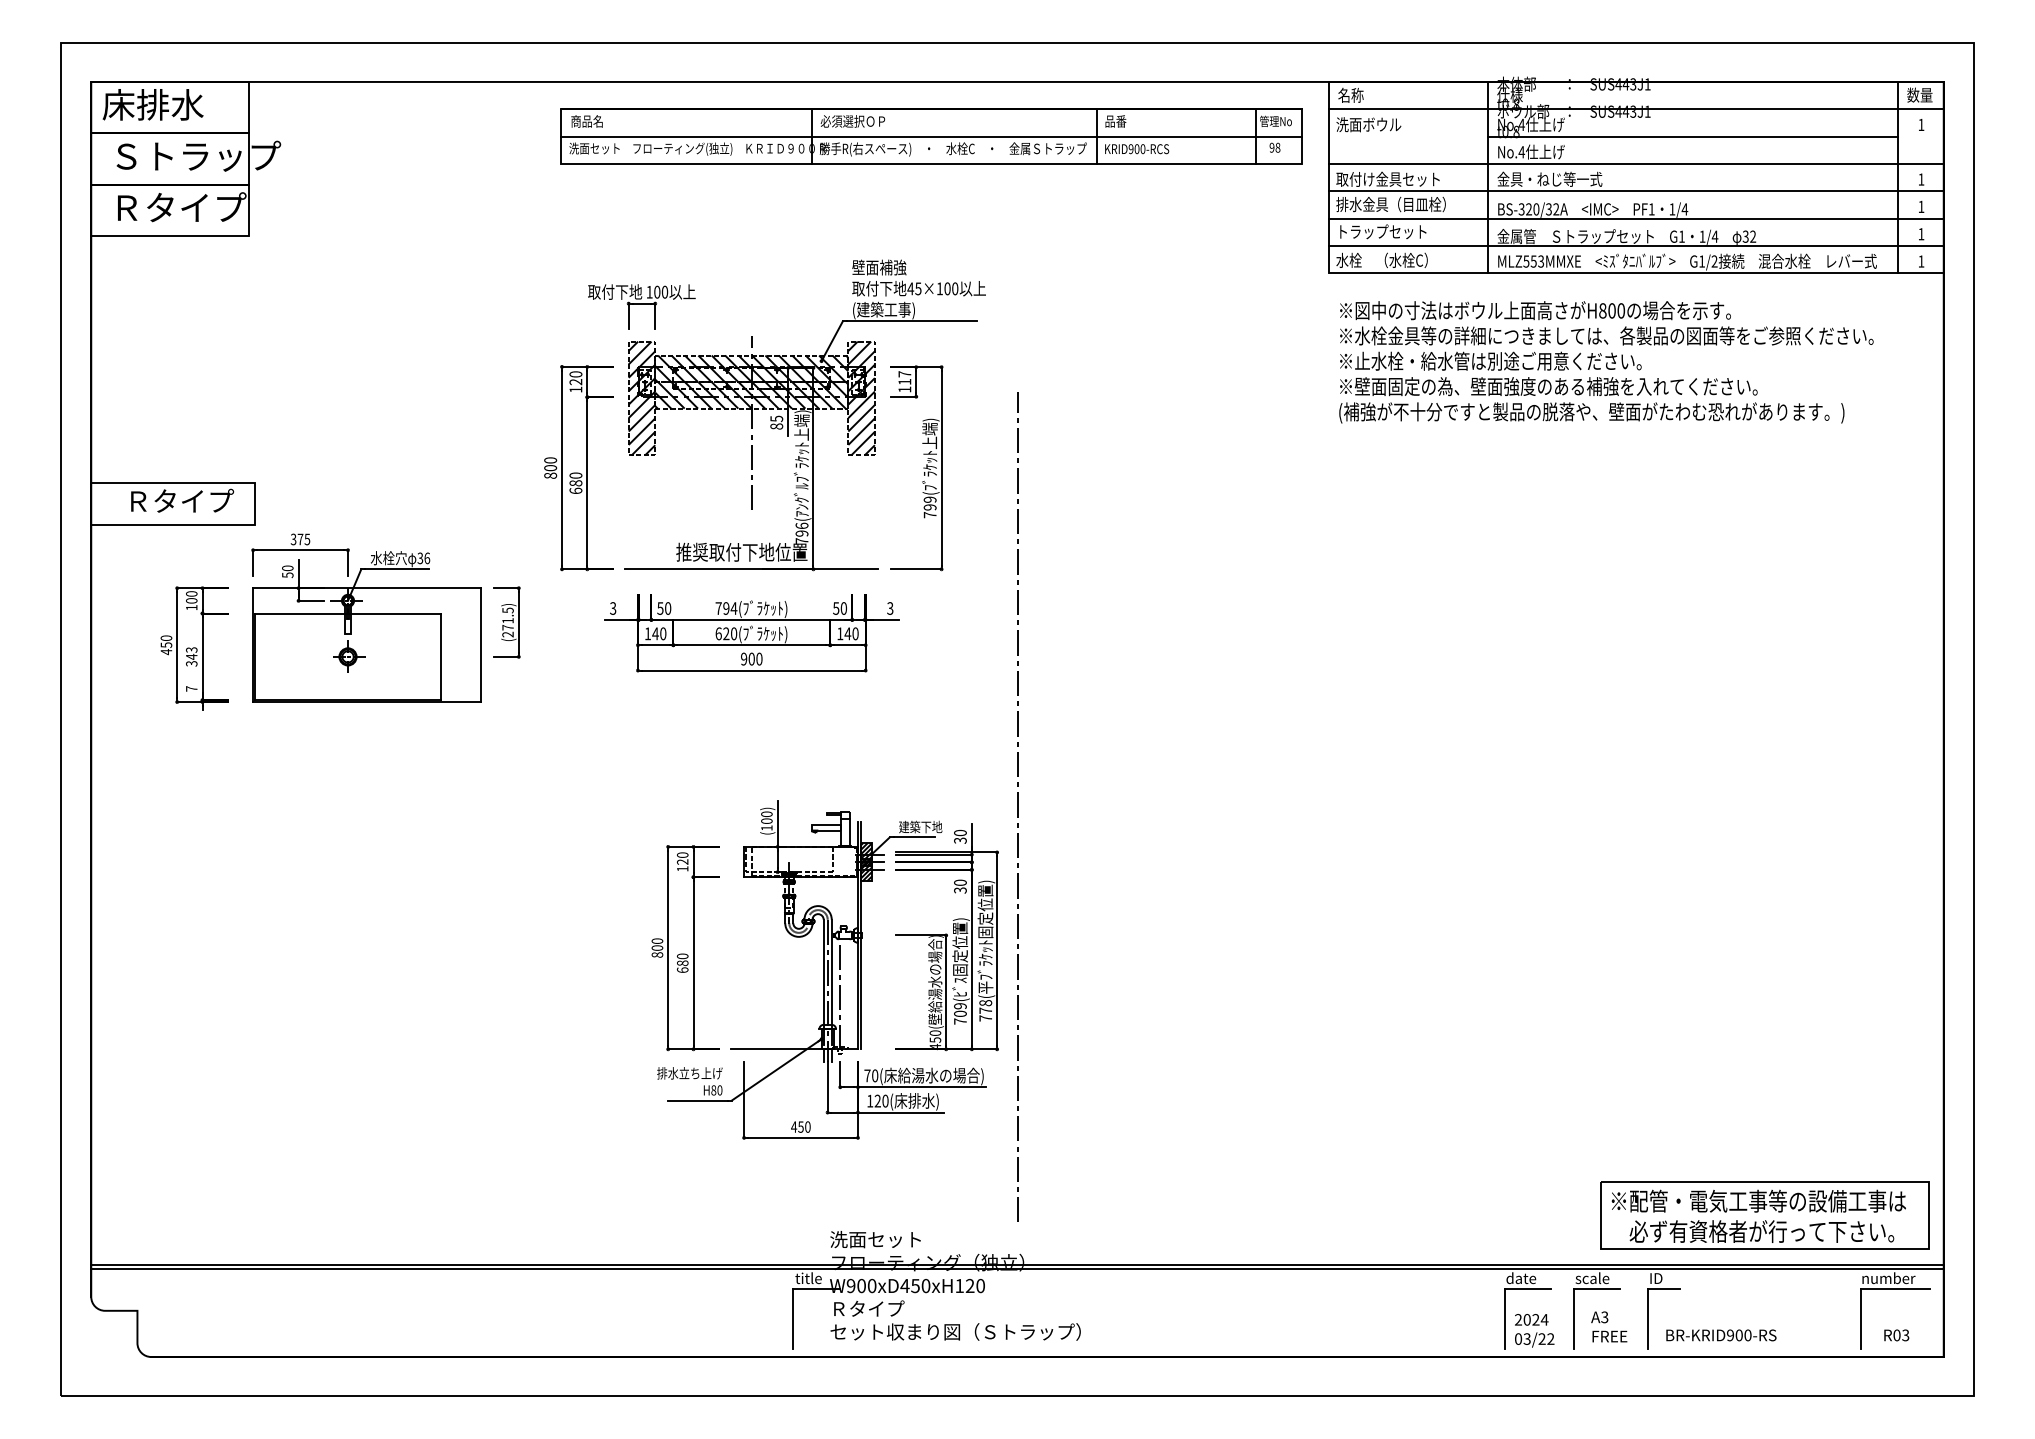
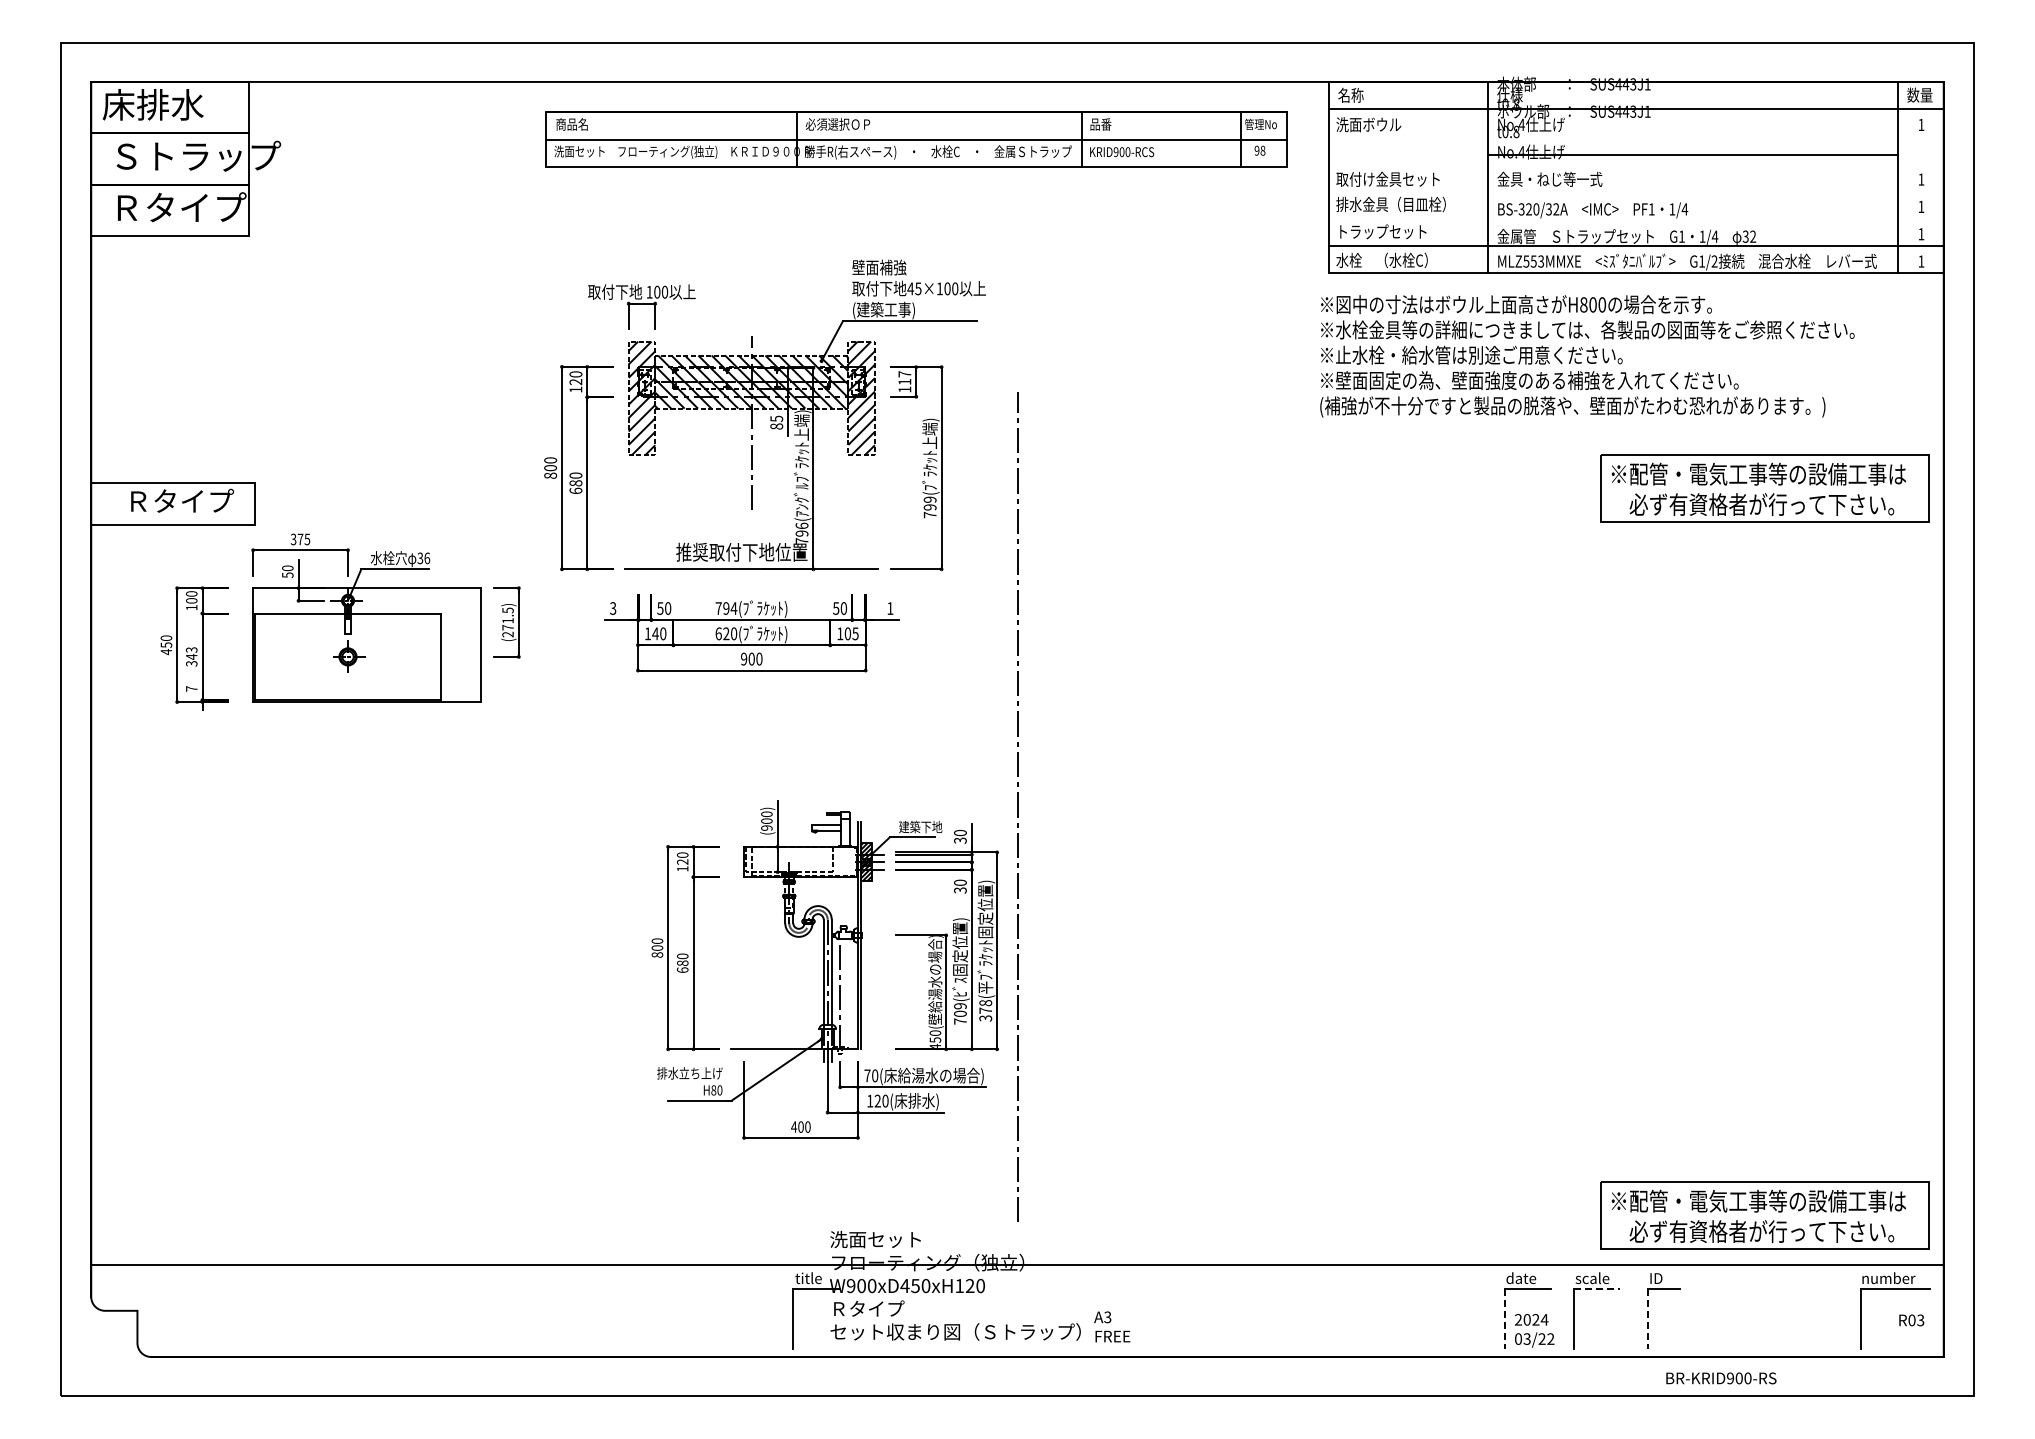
part position: (931, 136) -> (916, 139) (916, 139)
line position: (1693, 136) -> (1693, 154) (1693, 154)
line: present -> none (1635, 163)
line: present -> none (1635, 191)
line: present -> none (1635, 218)
text position: (1606, 362) -> (1587, 356) (1587, 356)
part: none -> present (1764, 488)
text: 3 -> 1 (890, 608)
text: 140 -> 105 (851, 633)
text: (100) -> (900) (766, 827)
text: 778( -> 378( (985, 1018)
text: 450 -> 400 (800, 1126)
line: present -> none (1017, 1269)
line: solid -> dashed (1597, 1289)
line: solid -> dashed (1504, 1319)
line: solid -> dashed (1648, 1319)
text position: (1609, 1326) -> (1112, 1326) (1112, 1326)
text position: (1721, 1335) -> (1721, 1378) (1721, 1378)
text position: (1896, 1335) -> (1911, 1320) (1911, 1320)
